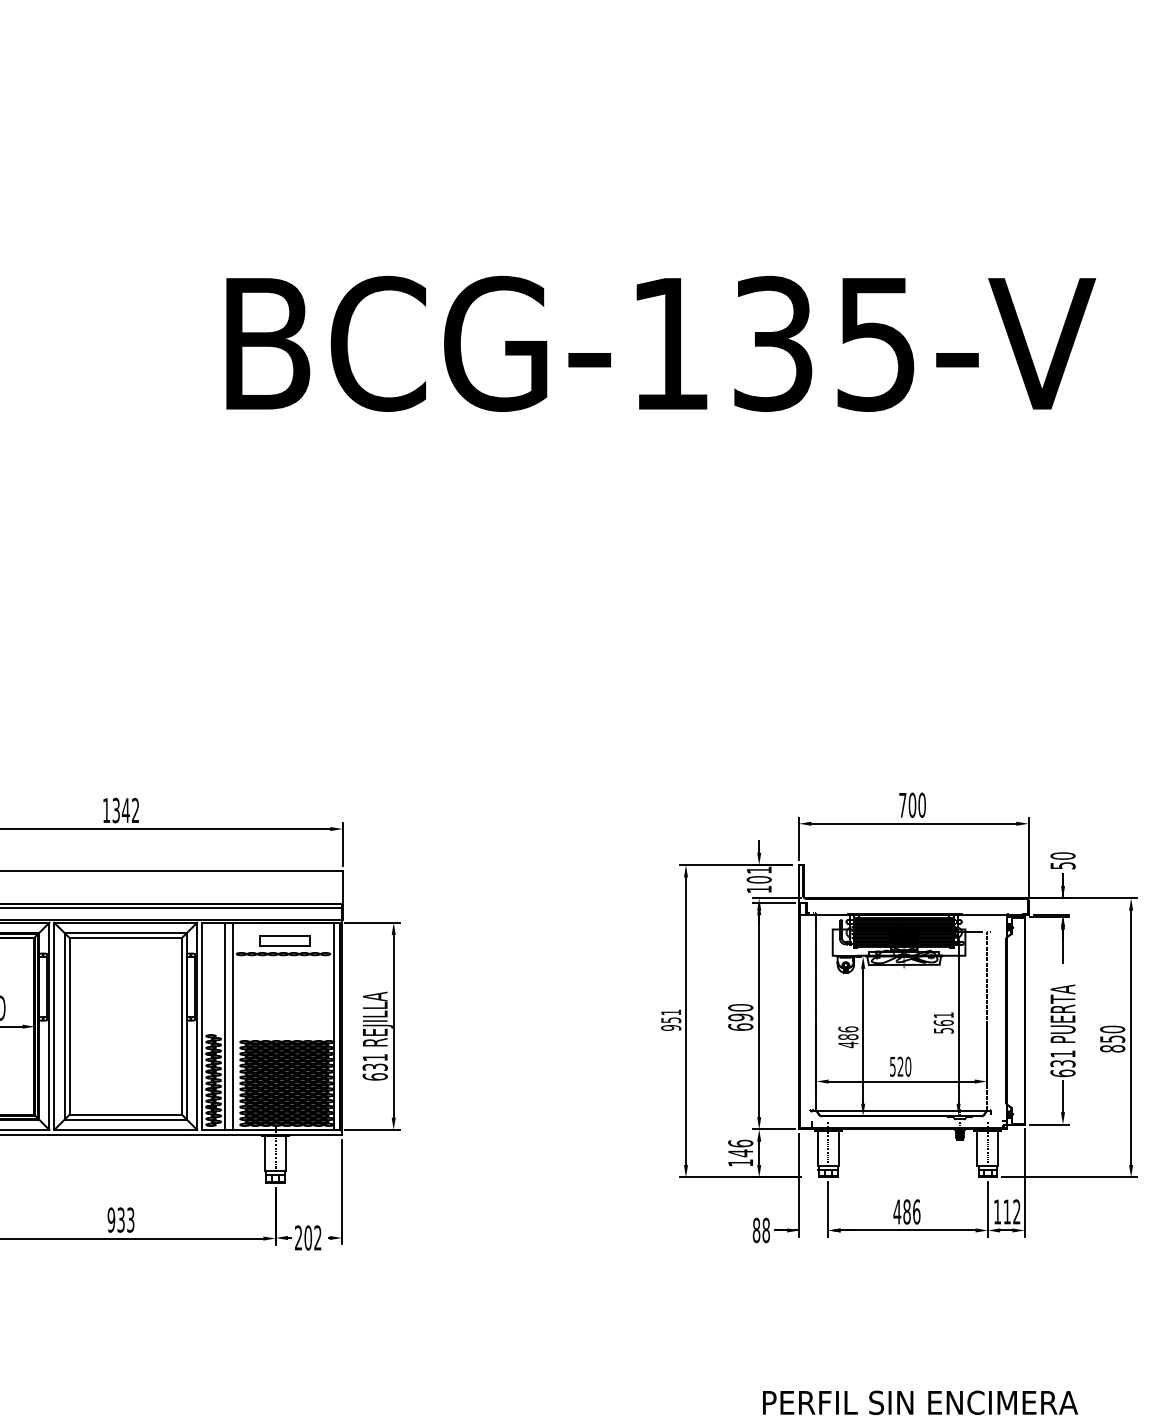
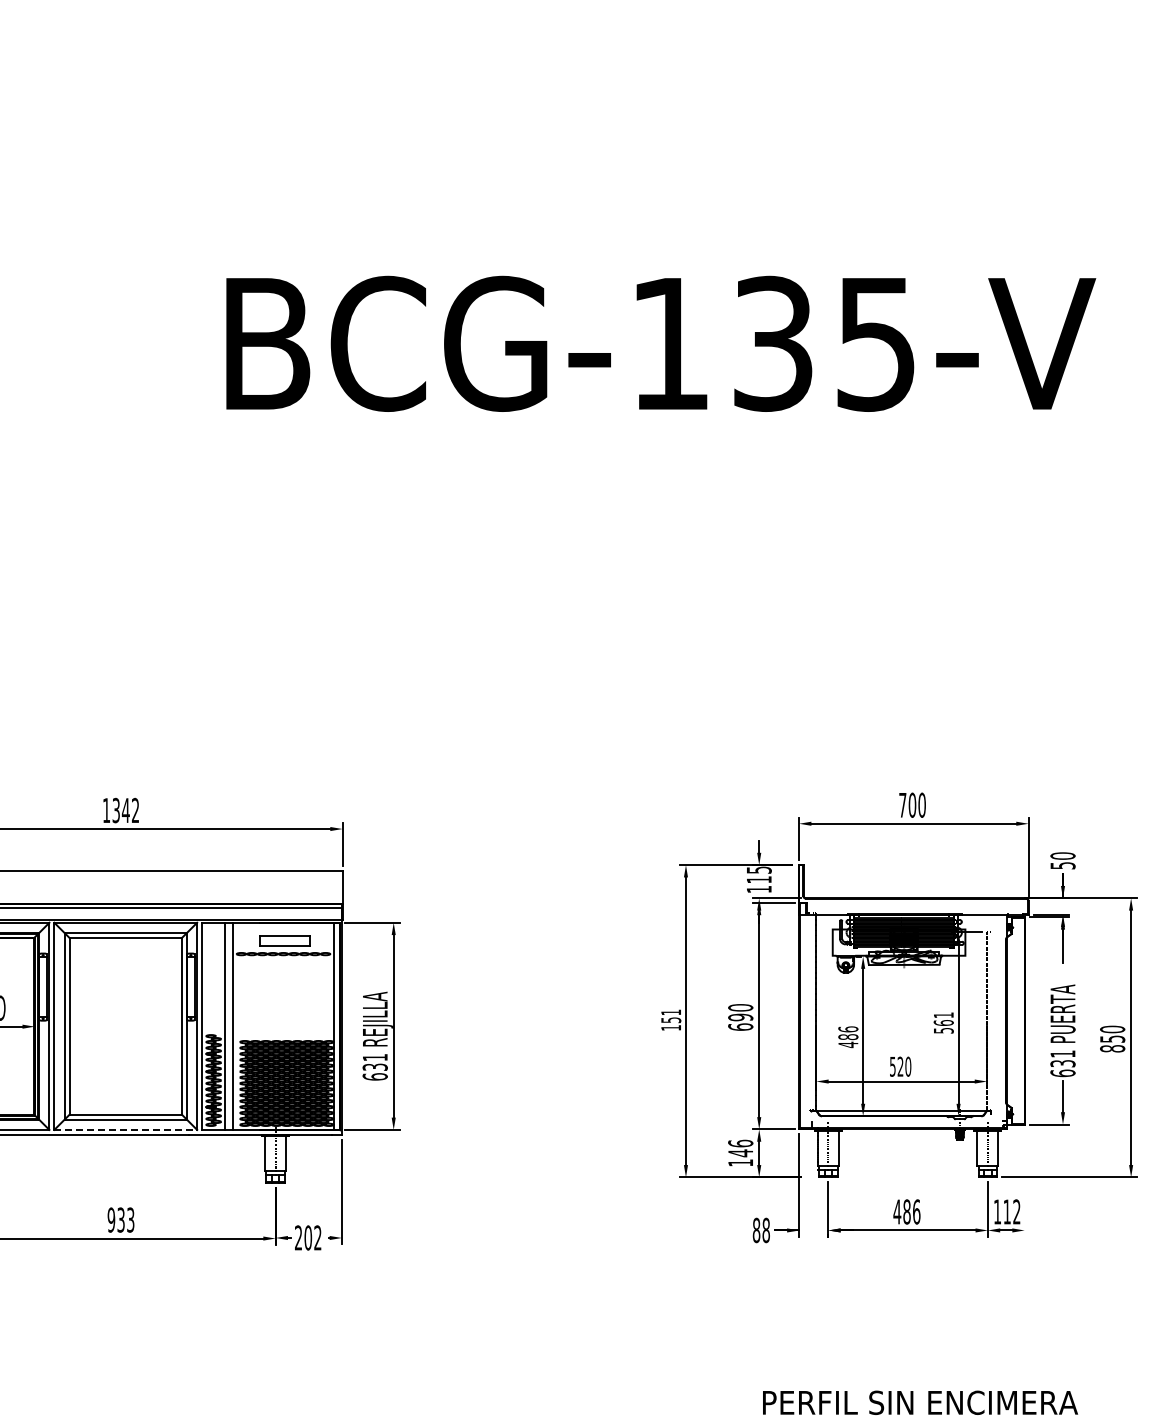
text: 101 -> 115 (758, 874)
text: 951 -> 151 (671, 1027)
line: solid -> dashed (126, 1129)
line: present -> none (1024, 1182)
